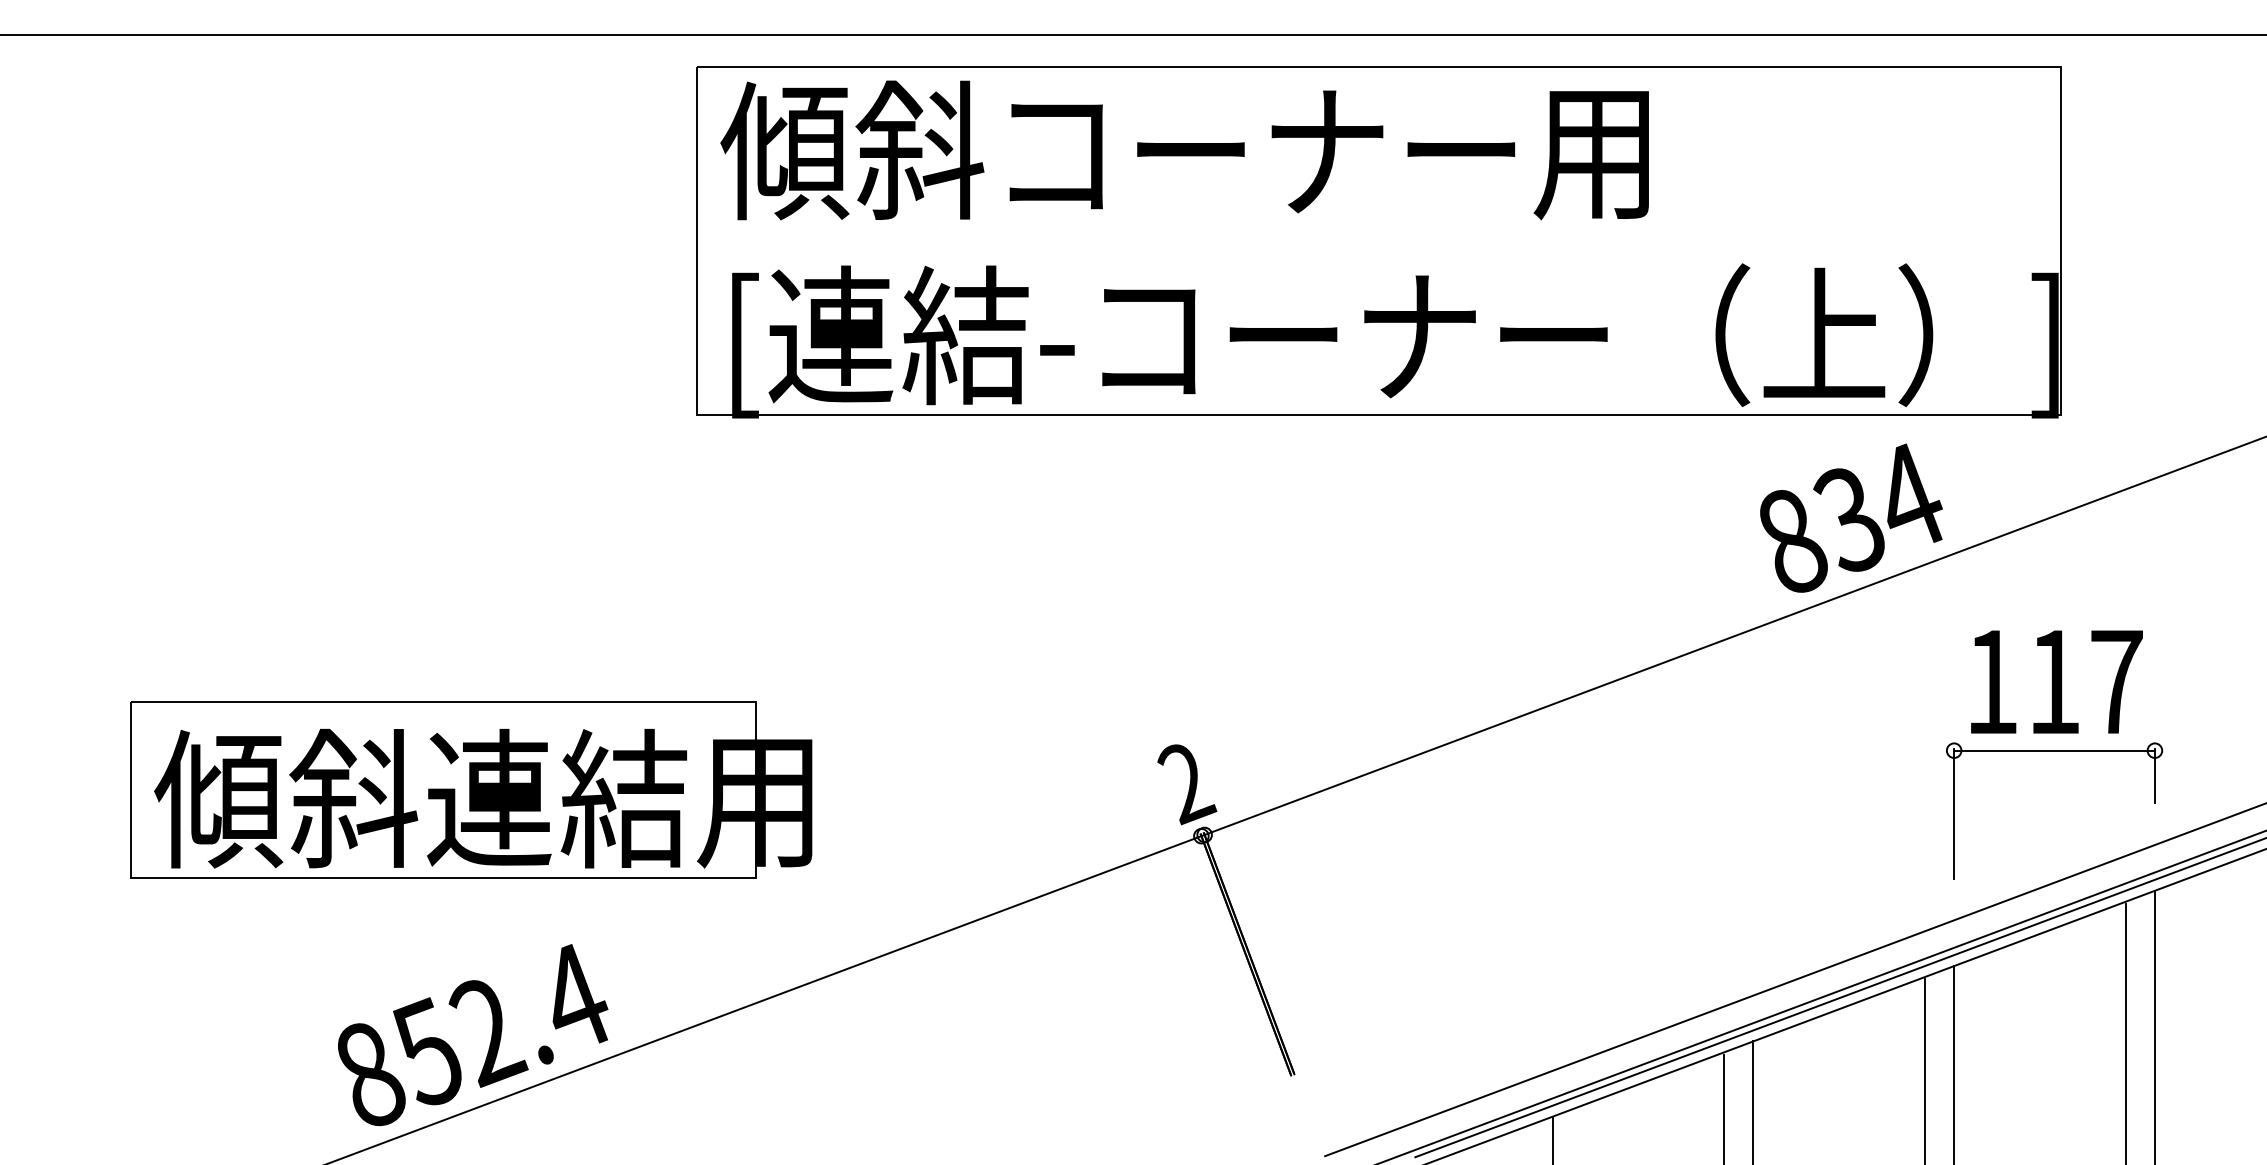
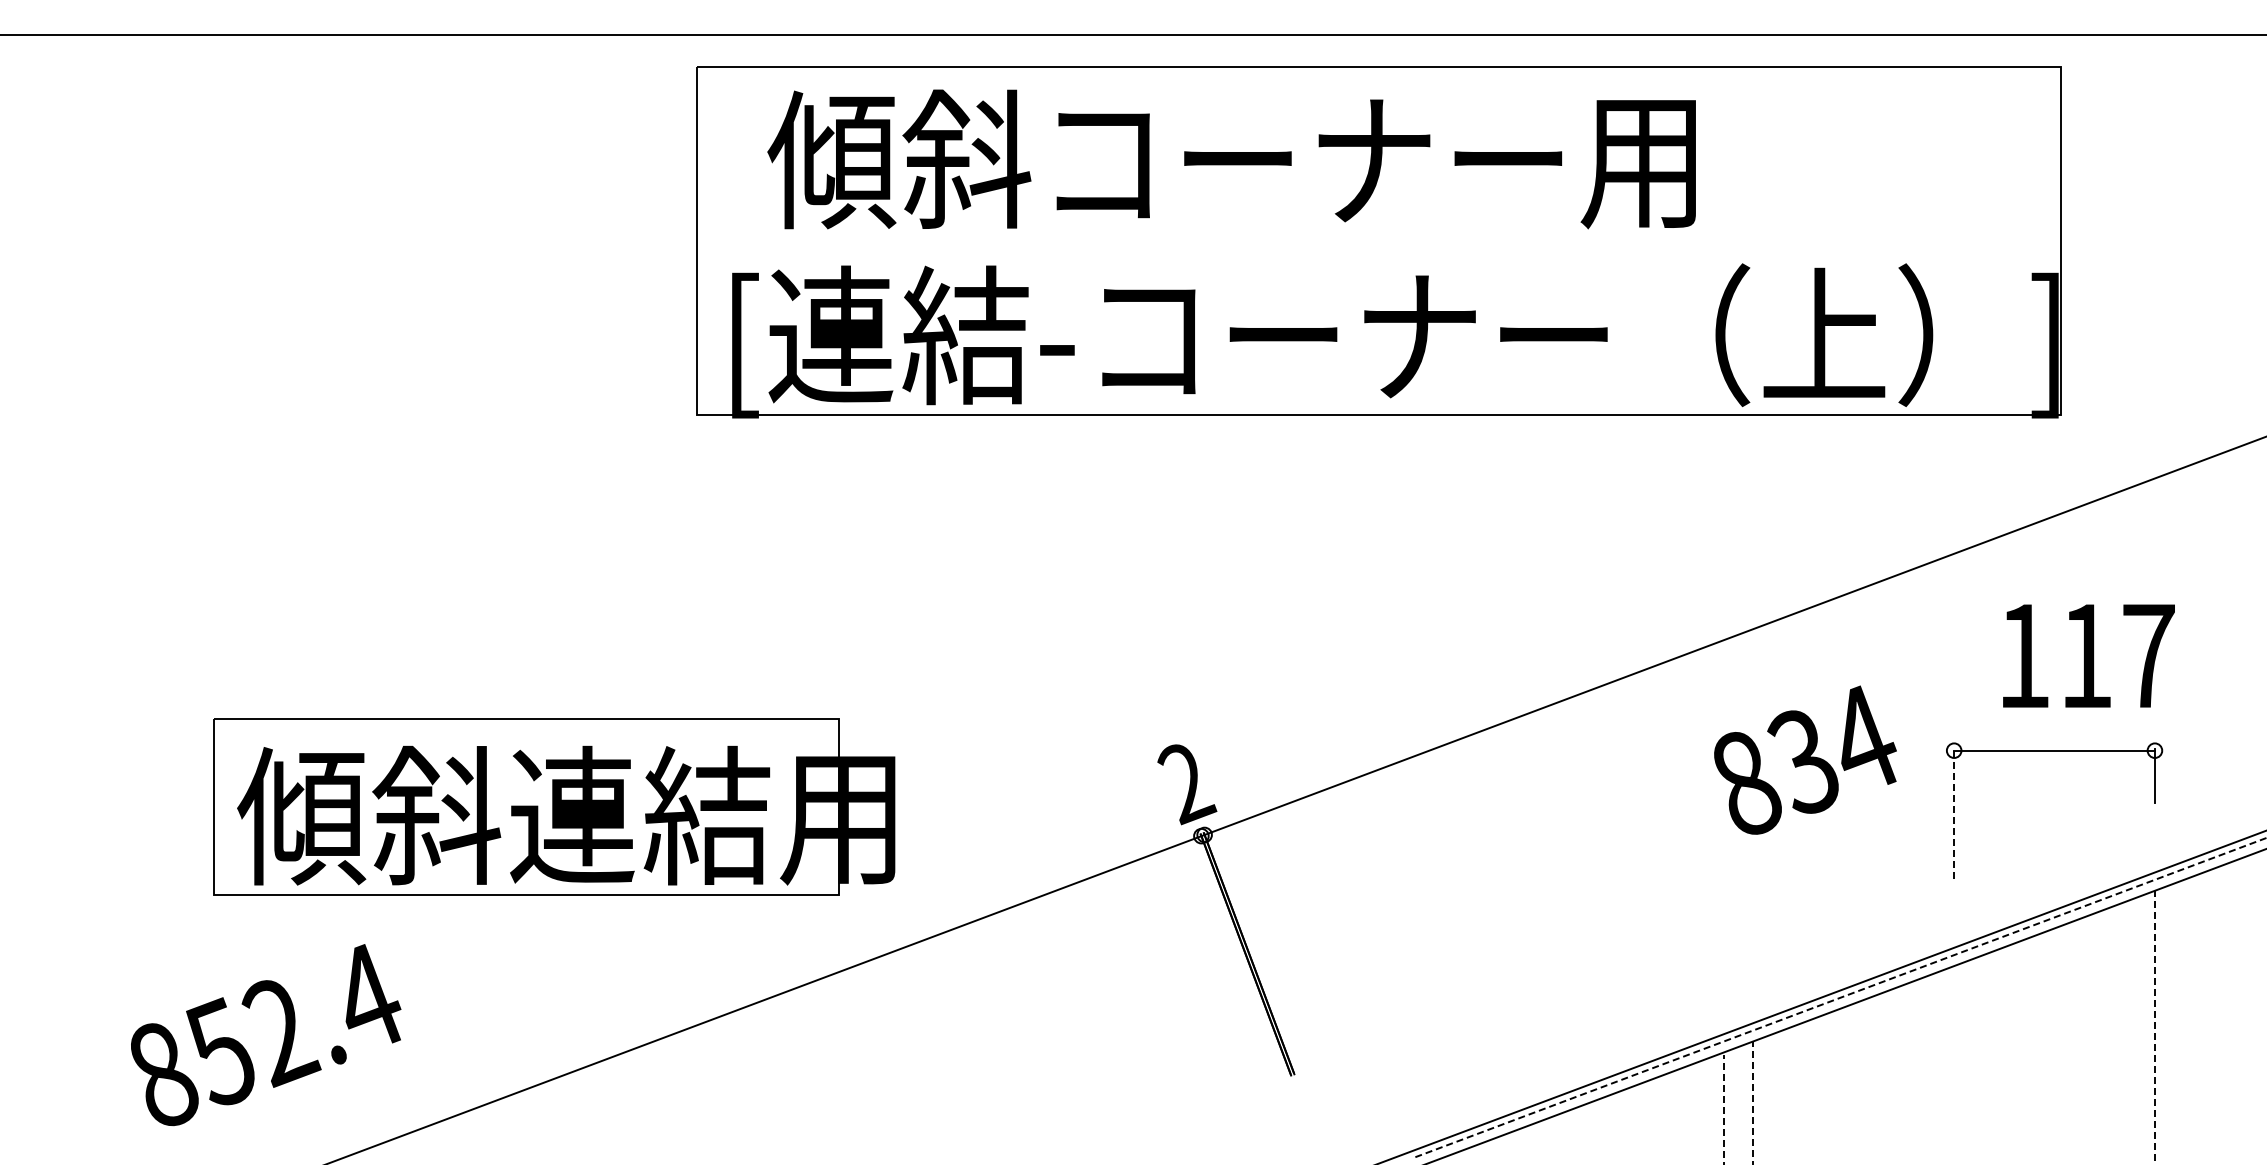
text position: (1184, 150) -> (1231, 159) (1231, 159)
text position: (1851, 517) -> (1805, 759) (1805, 759)
text position: (2056, 681) -> (2088, 655) (2088, 655)
part position: (471, 789) -> (554, 806) (554, 806)
line: solid -> dashed (1954, 813)
line: present -> none (1794, 980)
line: solid -> dashed (1841, 997)
line: solid -> dashed (2154, 1027)
line: present -> none (2125, 1032)
text position: (473, 1035) -> (266, 1035) (266, 1035)
line: present -> none (1954, 1063)
line: present -> none (1924, 1070)
line: solid -> dashed (1753, 1102)
line: solid -> dashed (1724, 1109)
line: present -> none (1552, 1138)
